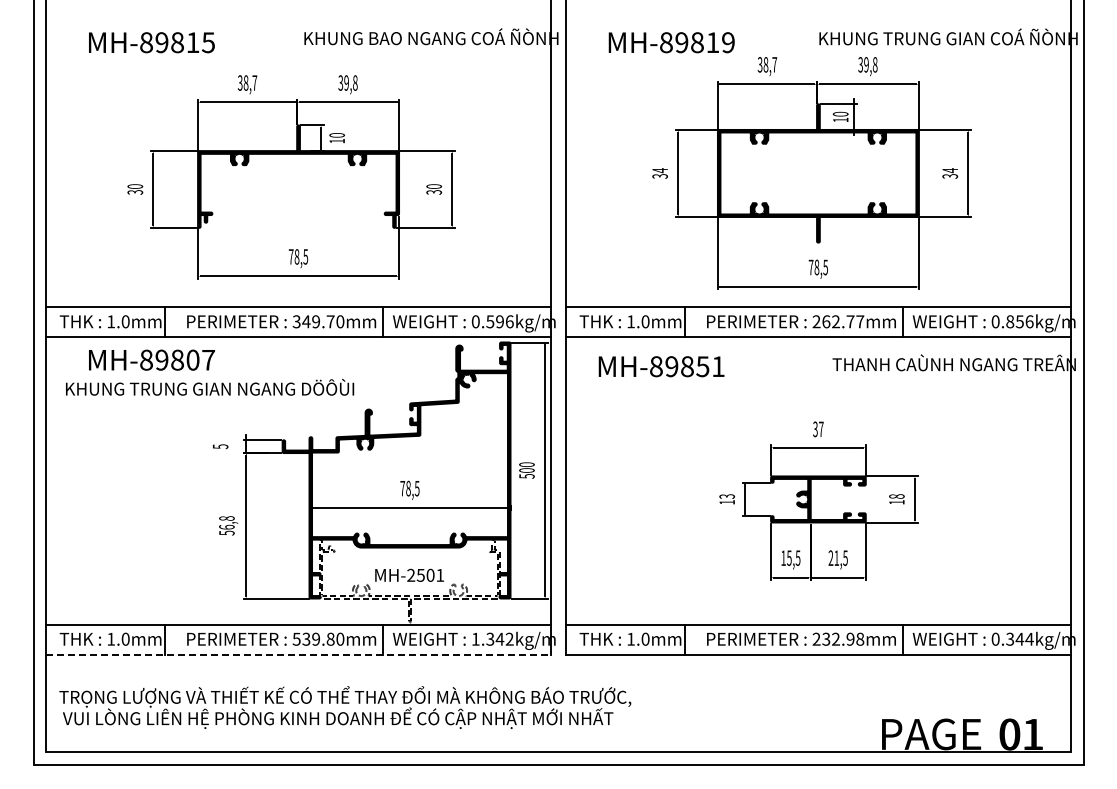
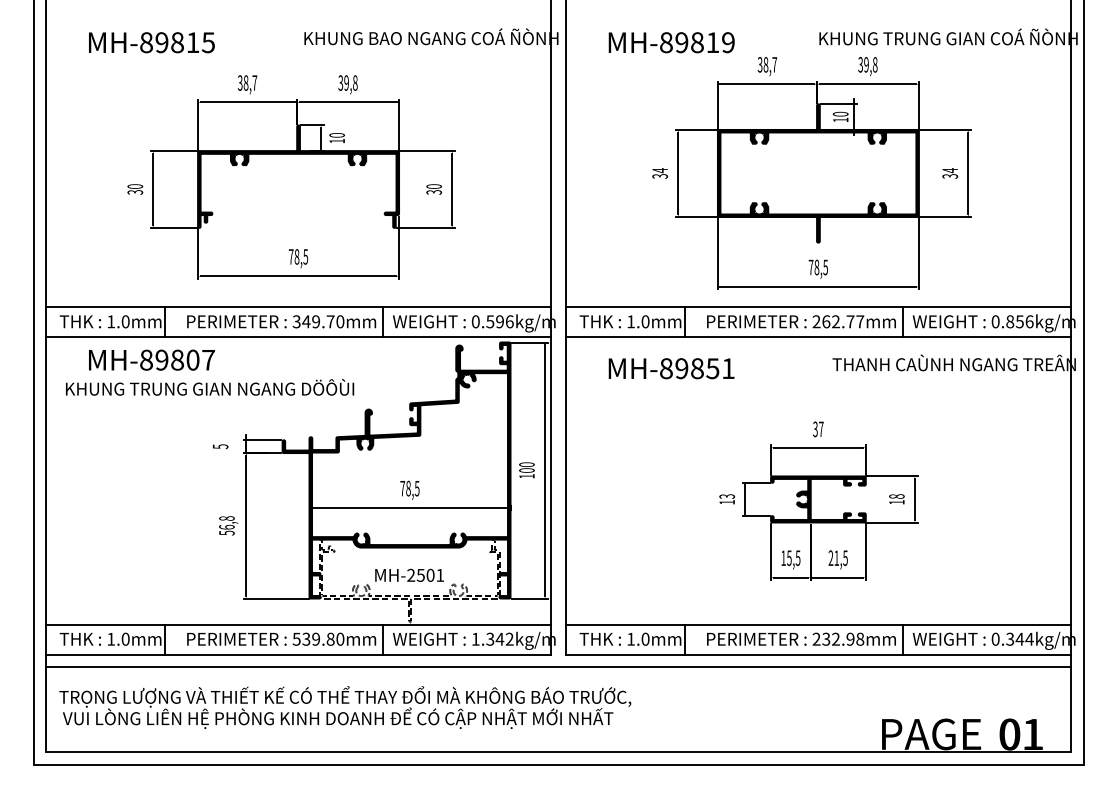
text position: (661, 366) -> (671, 368) (671, 368)
text: 500 -> 100 (526, 476)
line: dashed -> solid (299, 654)
line: none -> present (558, 667)
